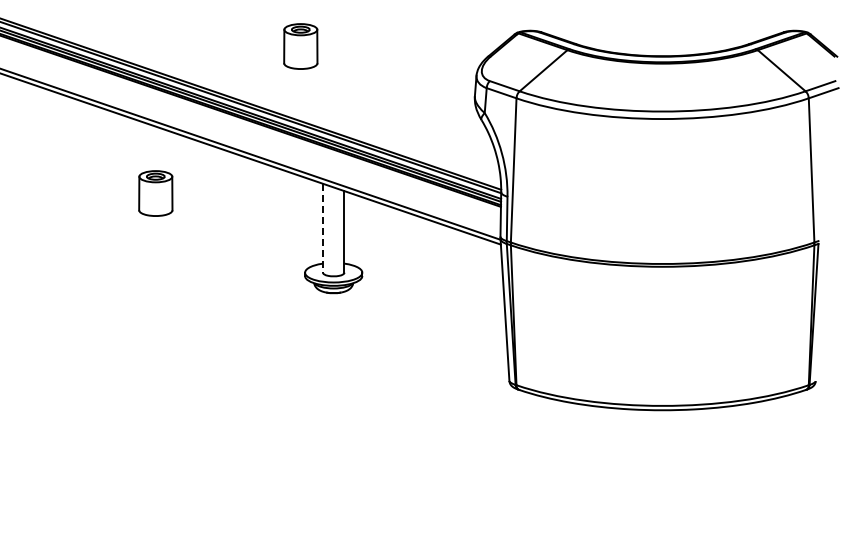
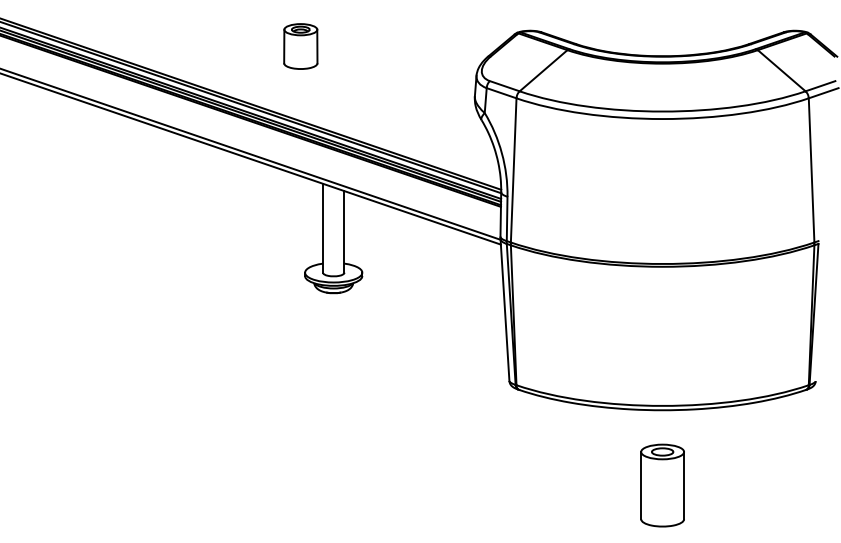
part: present -> none (155, 193)
line: dashed -> solid (322, 228)
part: none -> present (662, 485)
